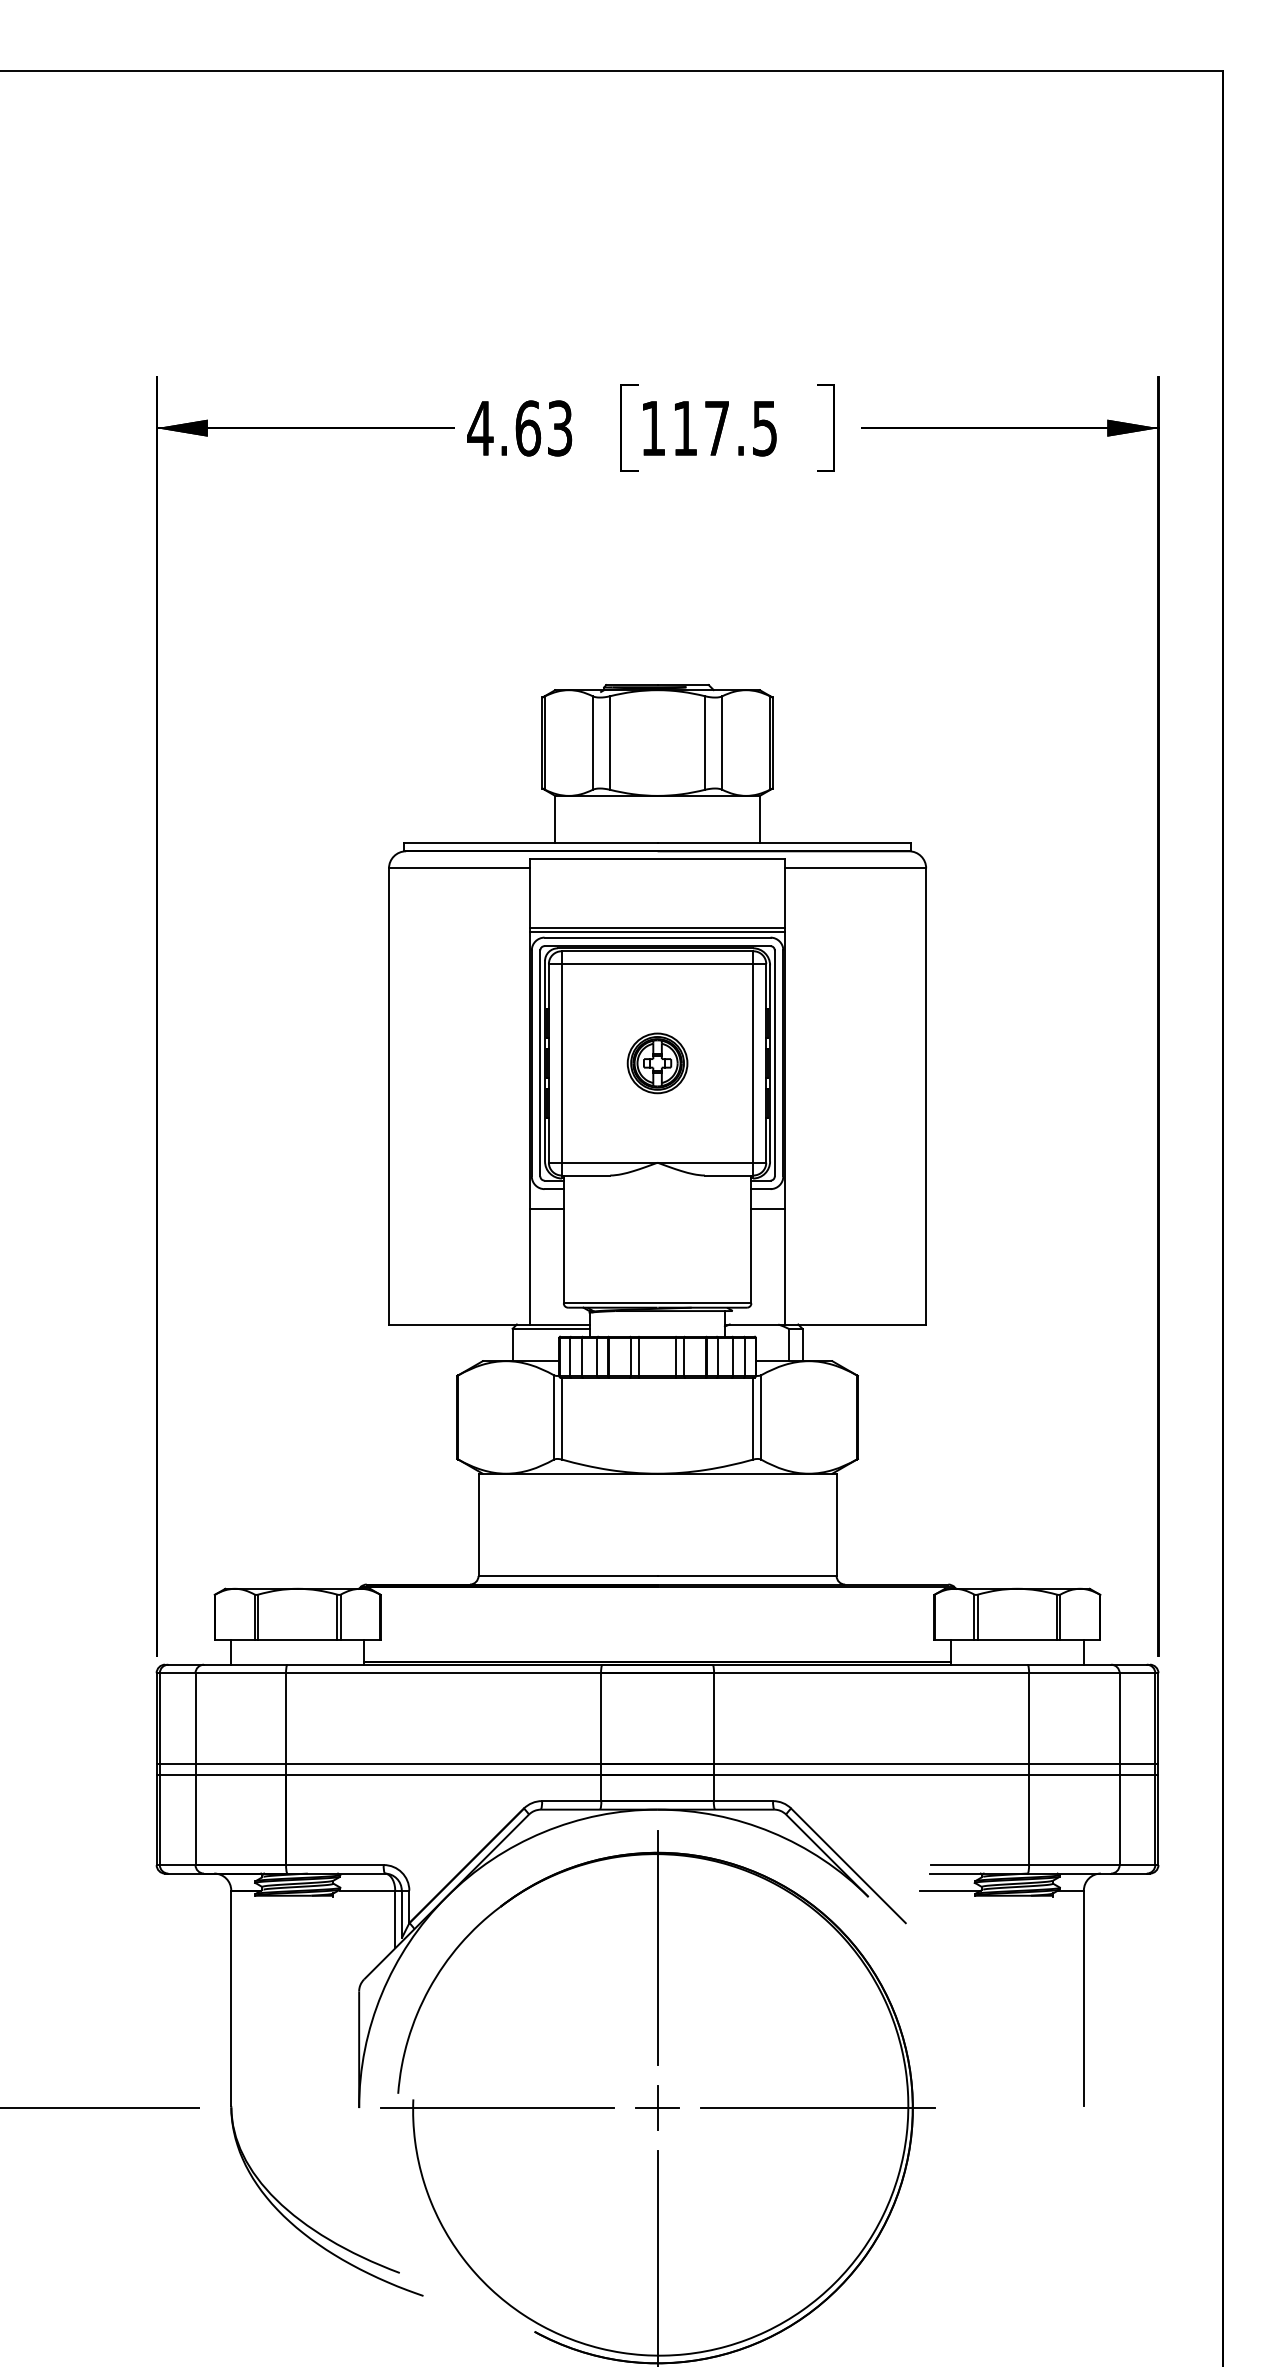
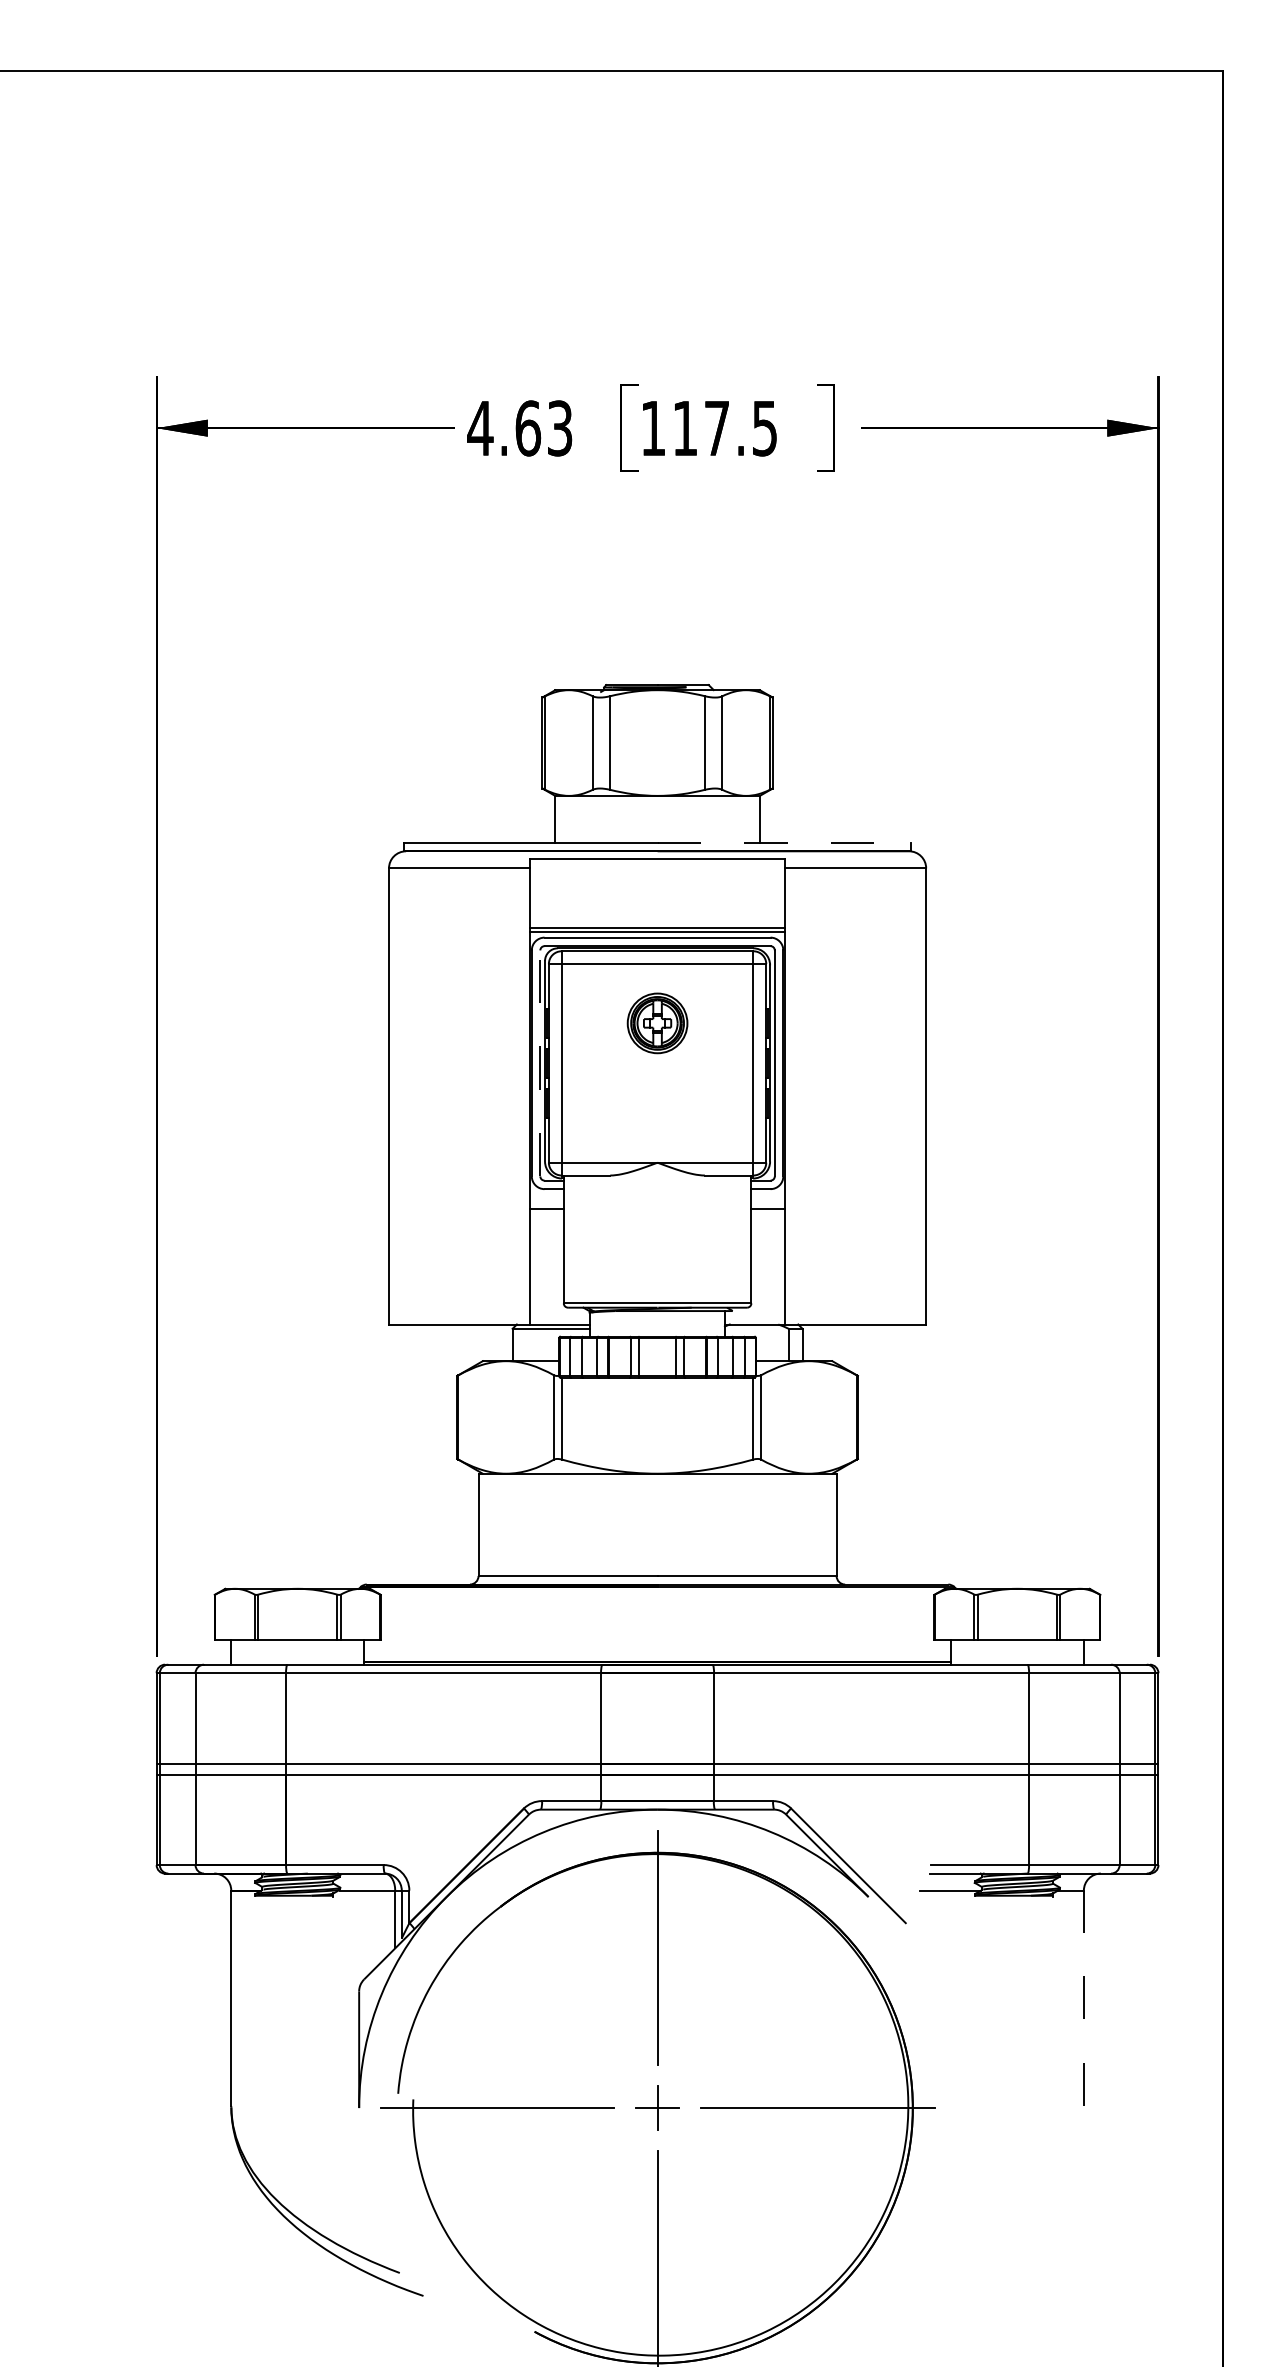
line: solid -> dashed (784, 842)
line: solid -> dashed (540, 1063)
part position: (657, 1063) -> (657, 1023) (657, 1023)
line: solid -> dashed (1083, 1998)
line: present -> none (100, 2108)
